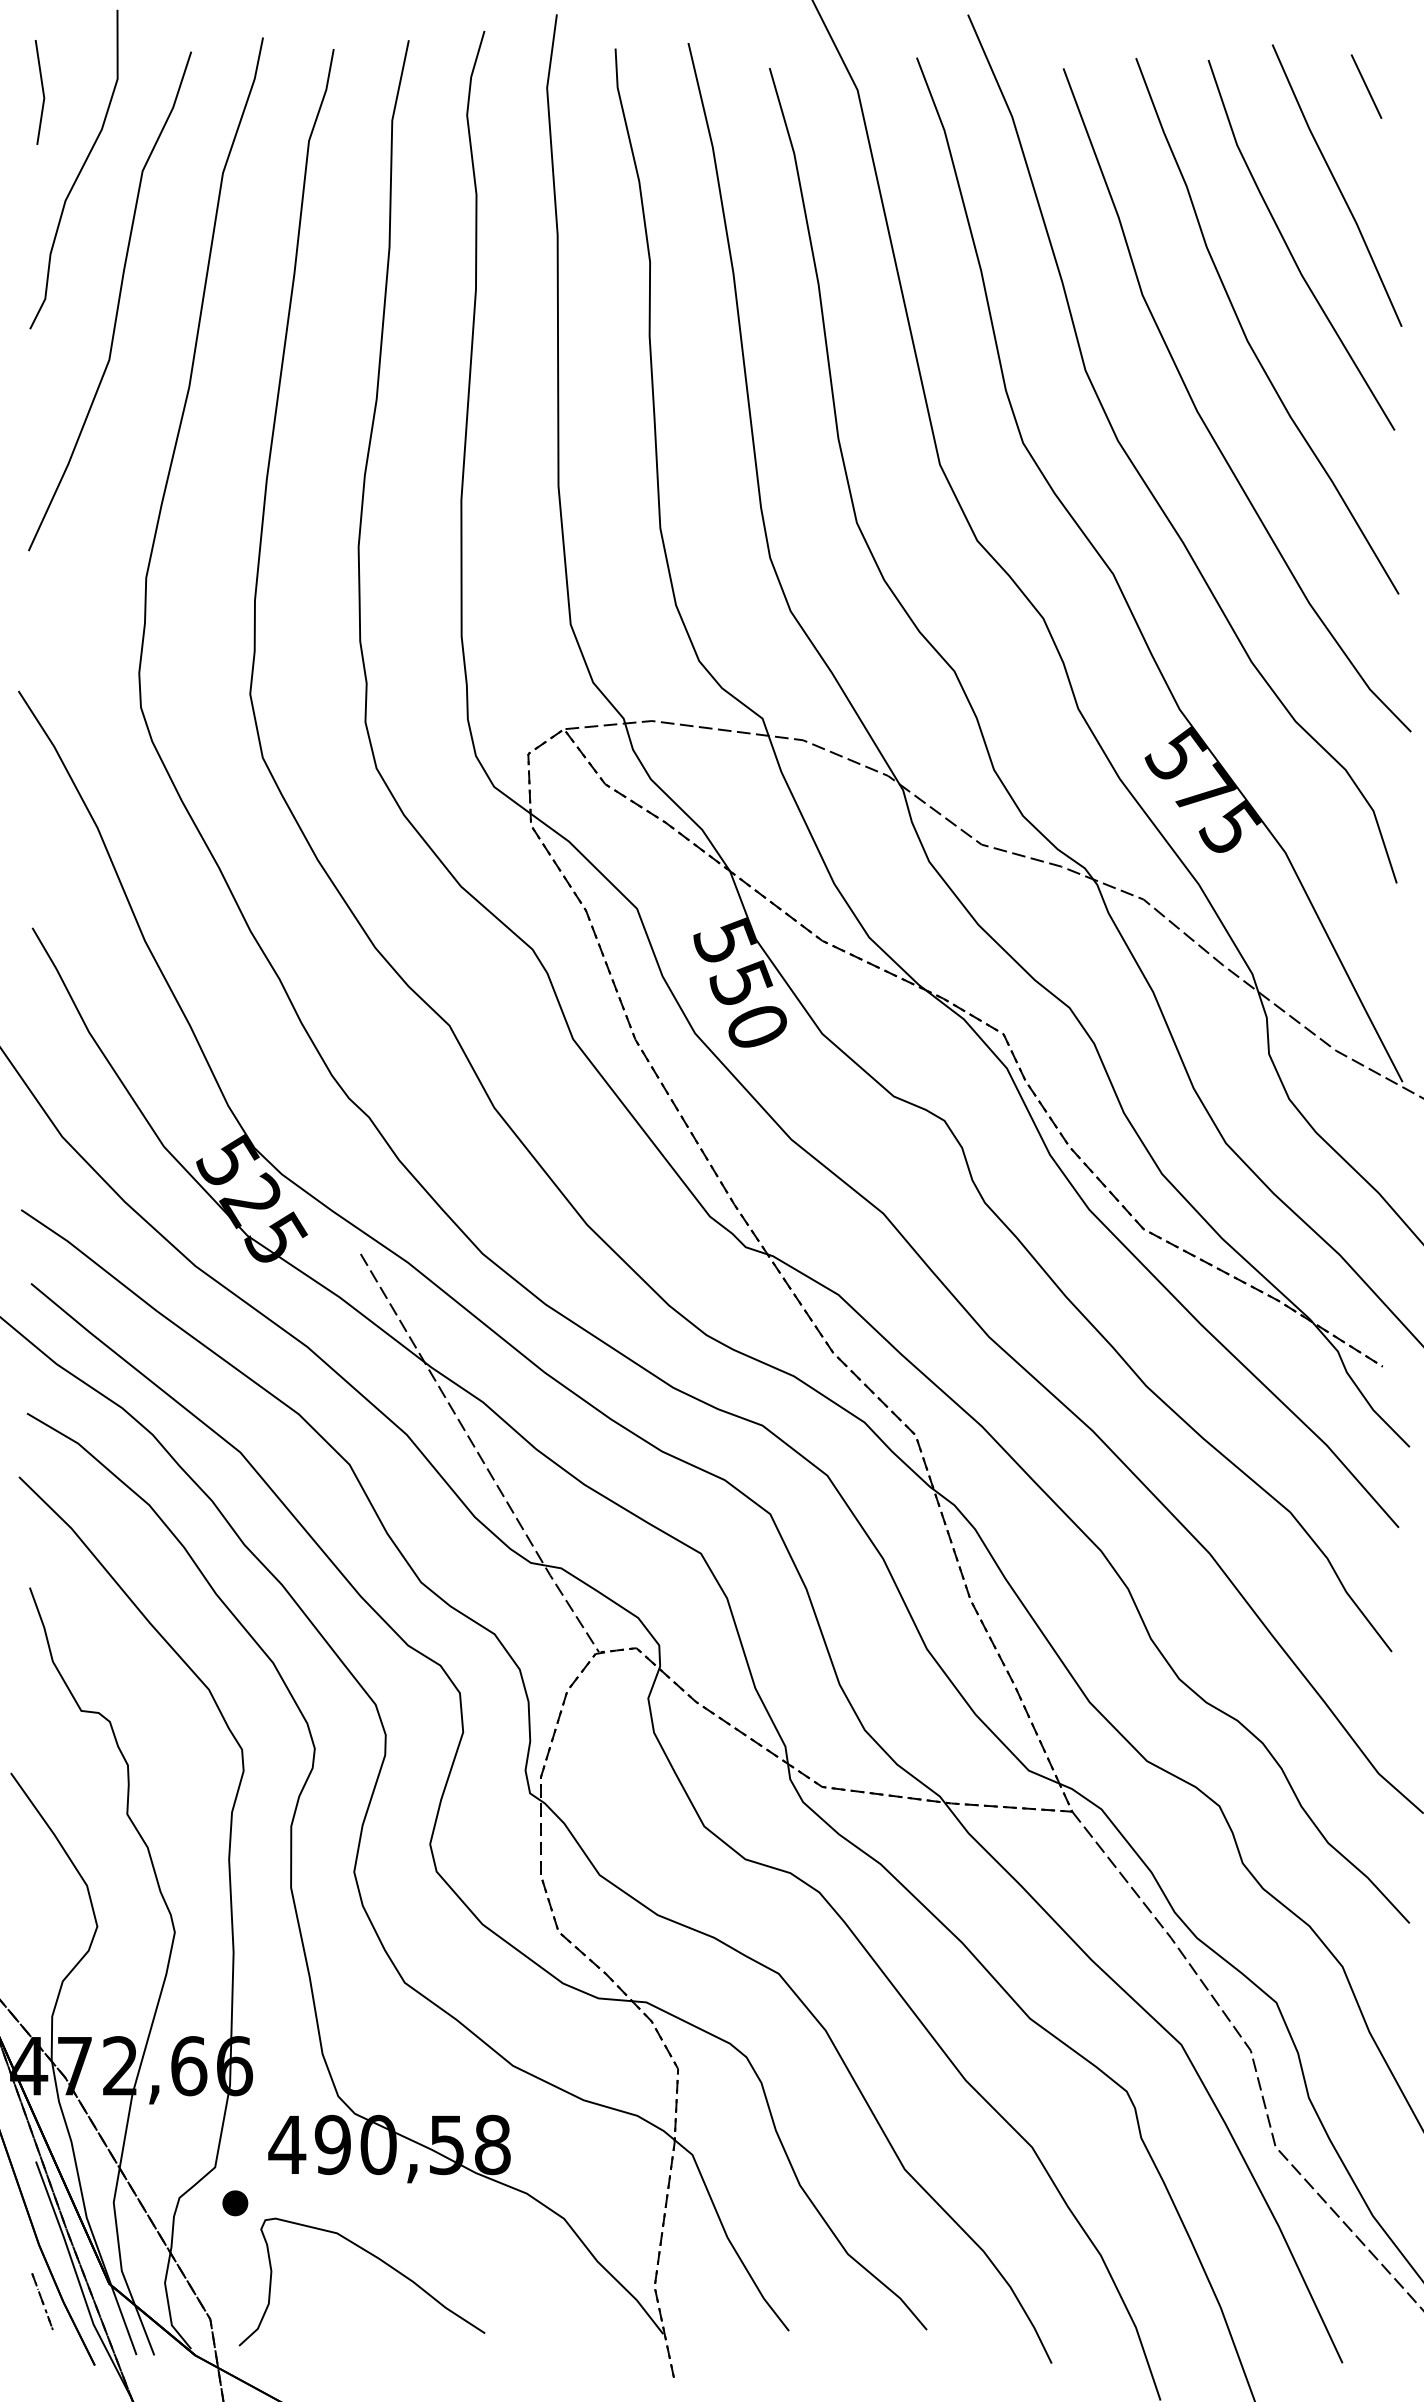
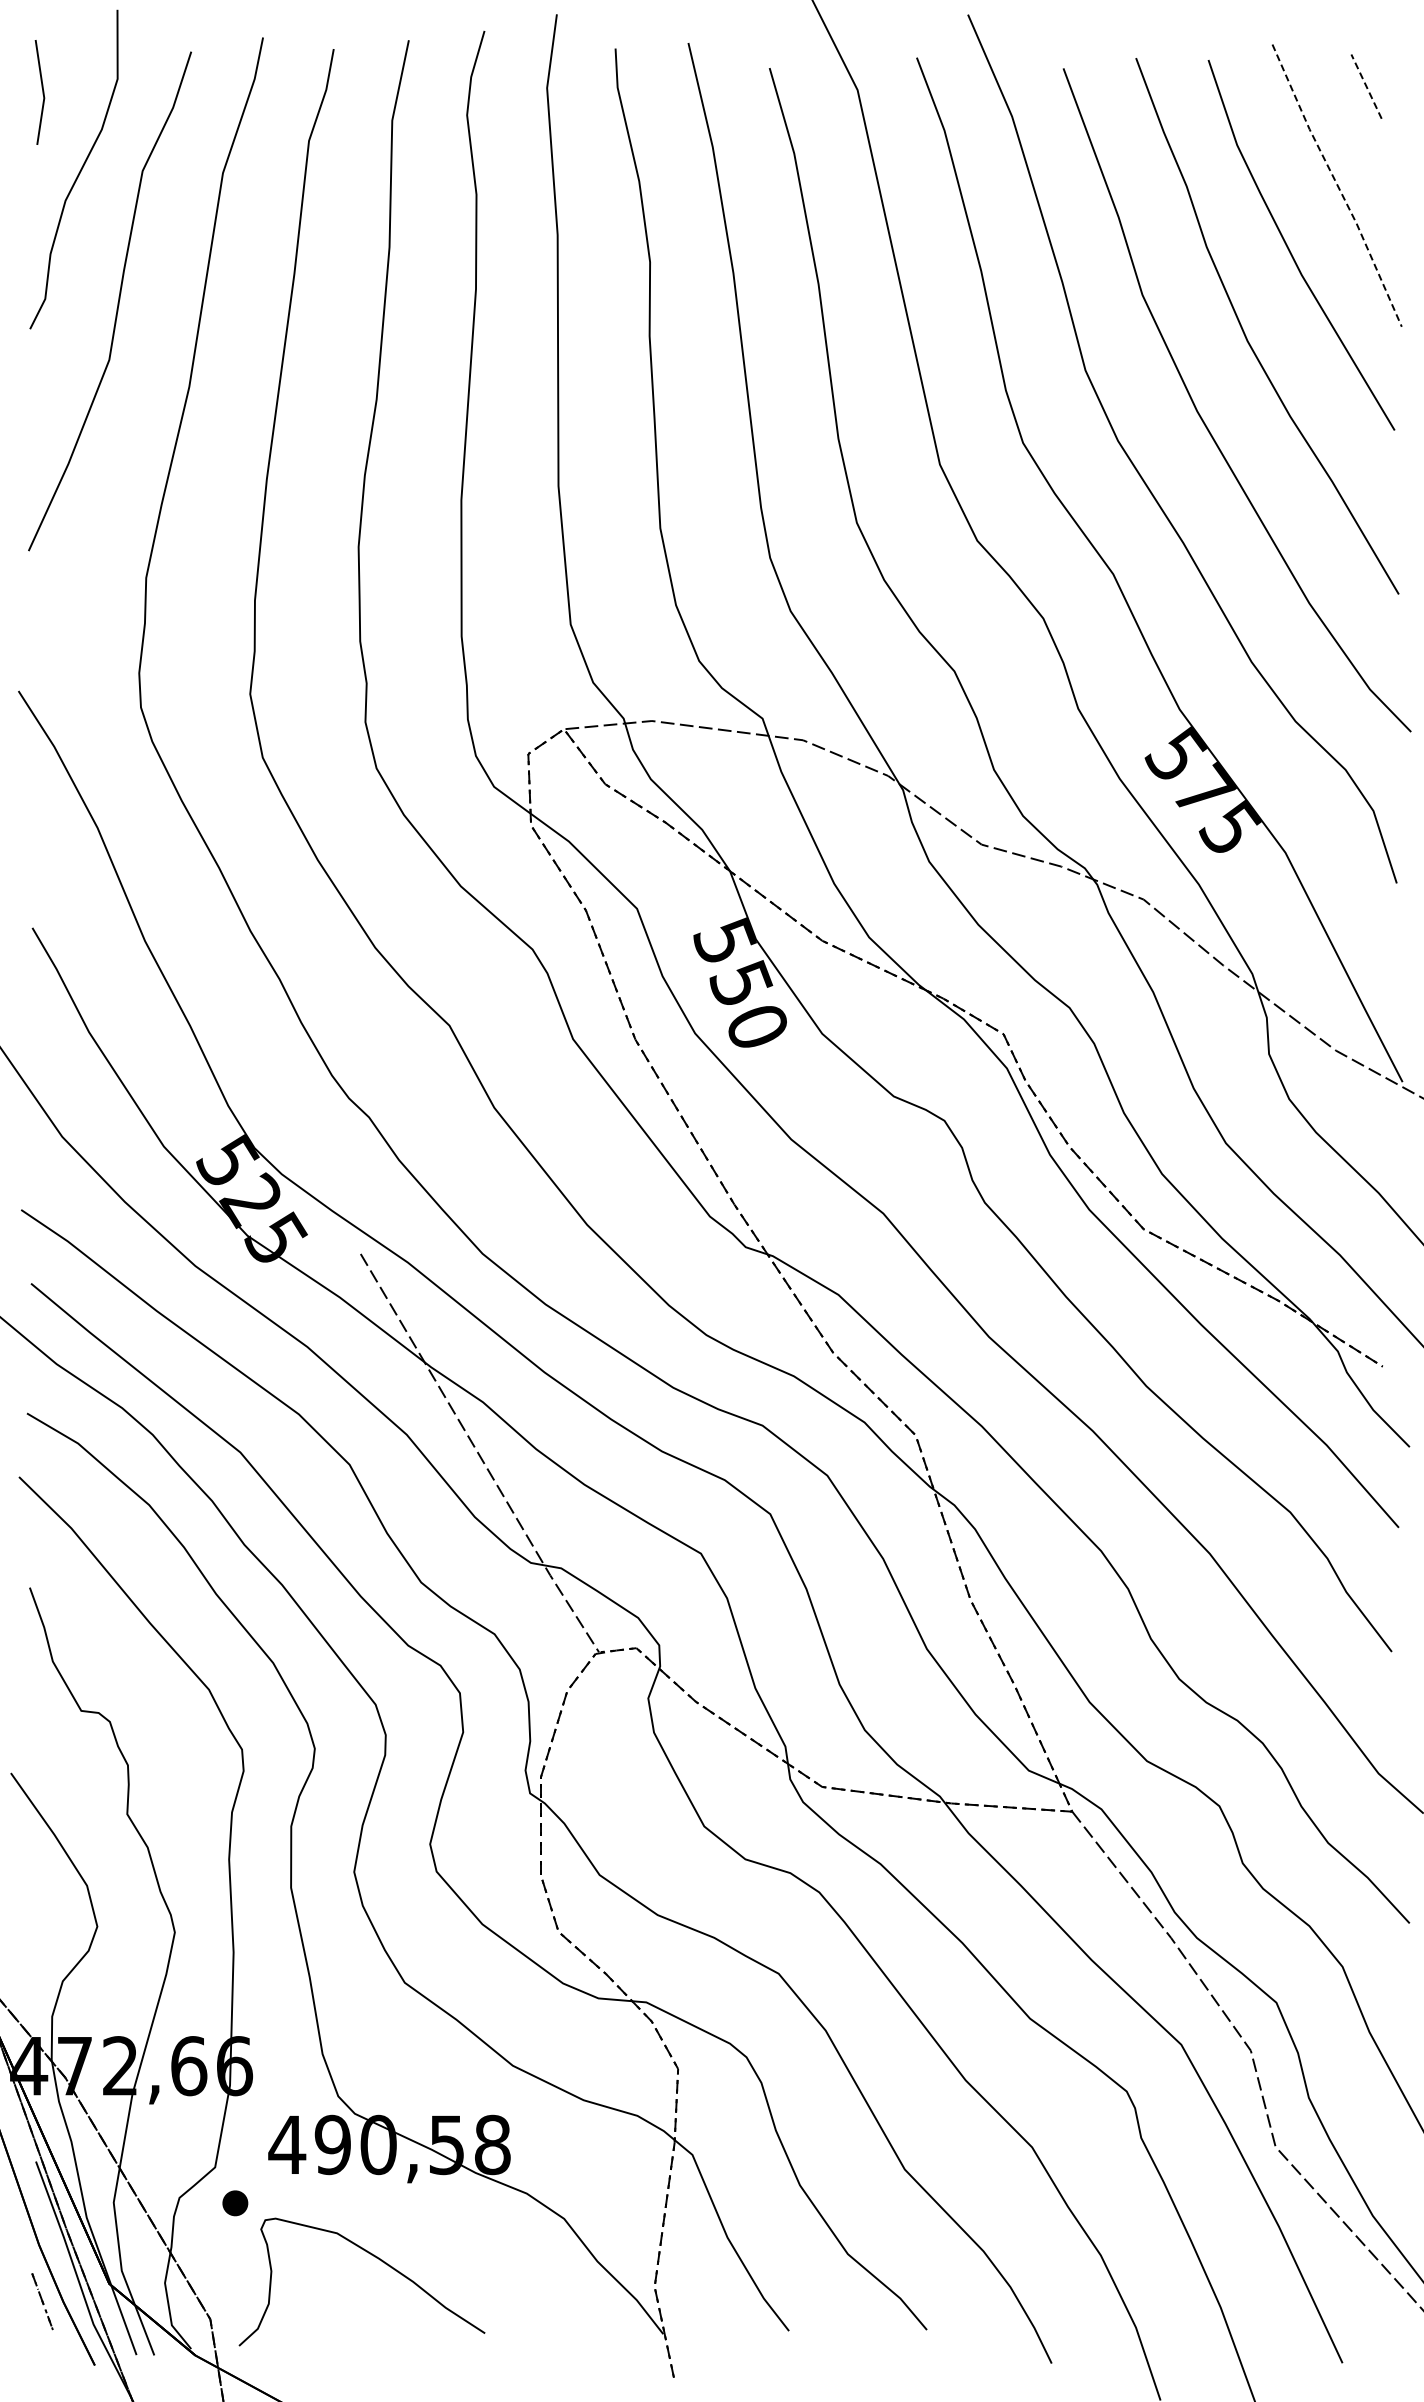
line: solid -> dashed (1366, 86)
line: solid -> dashed (1337, 185)
